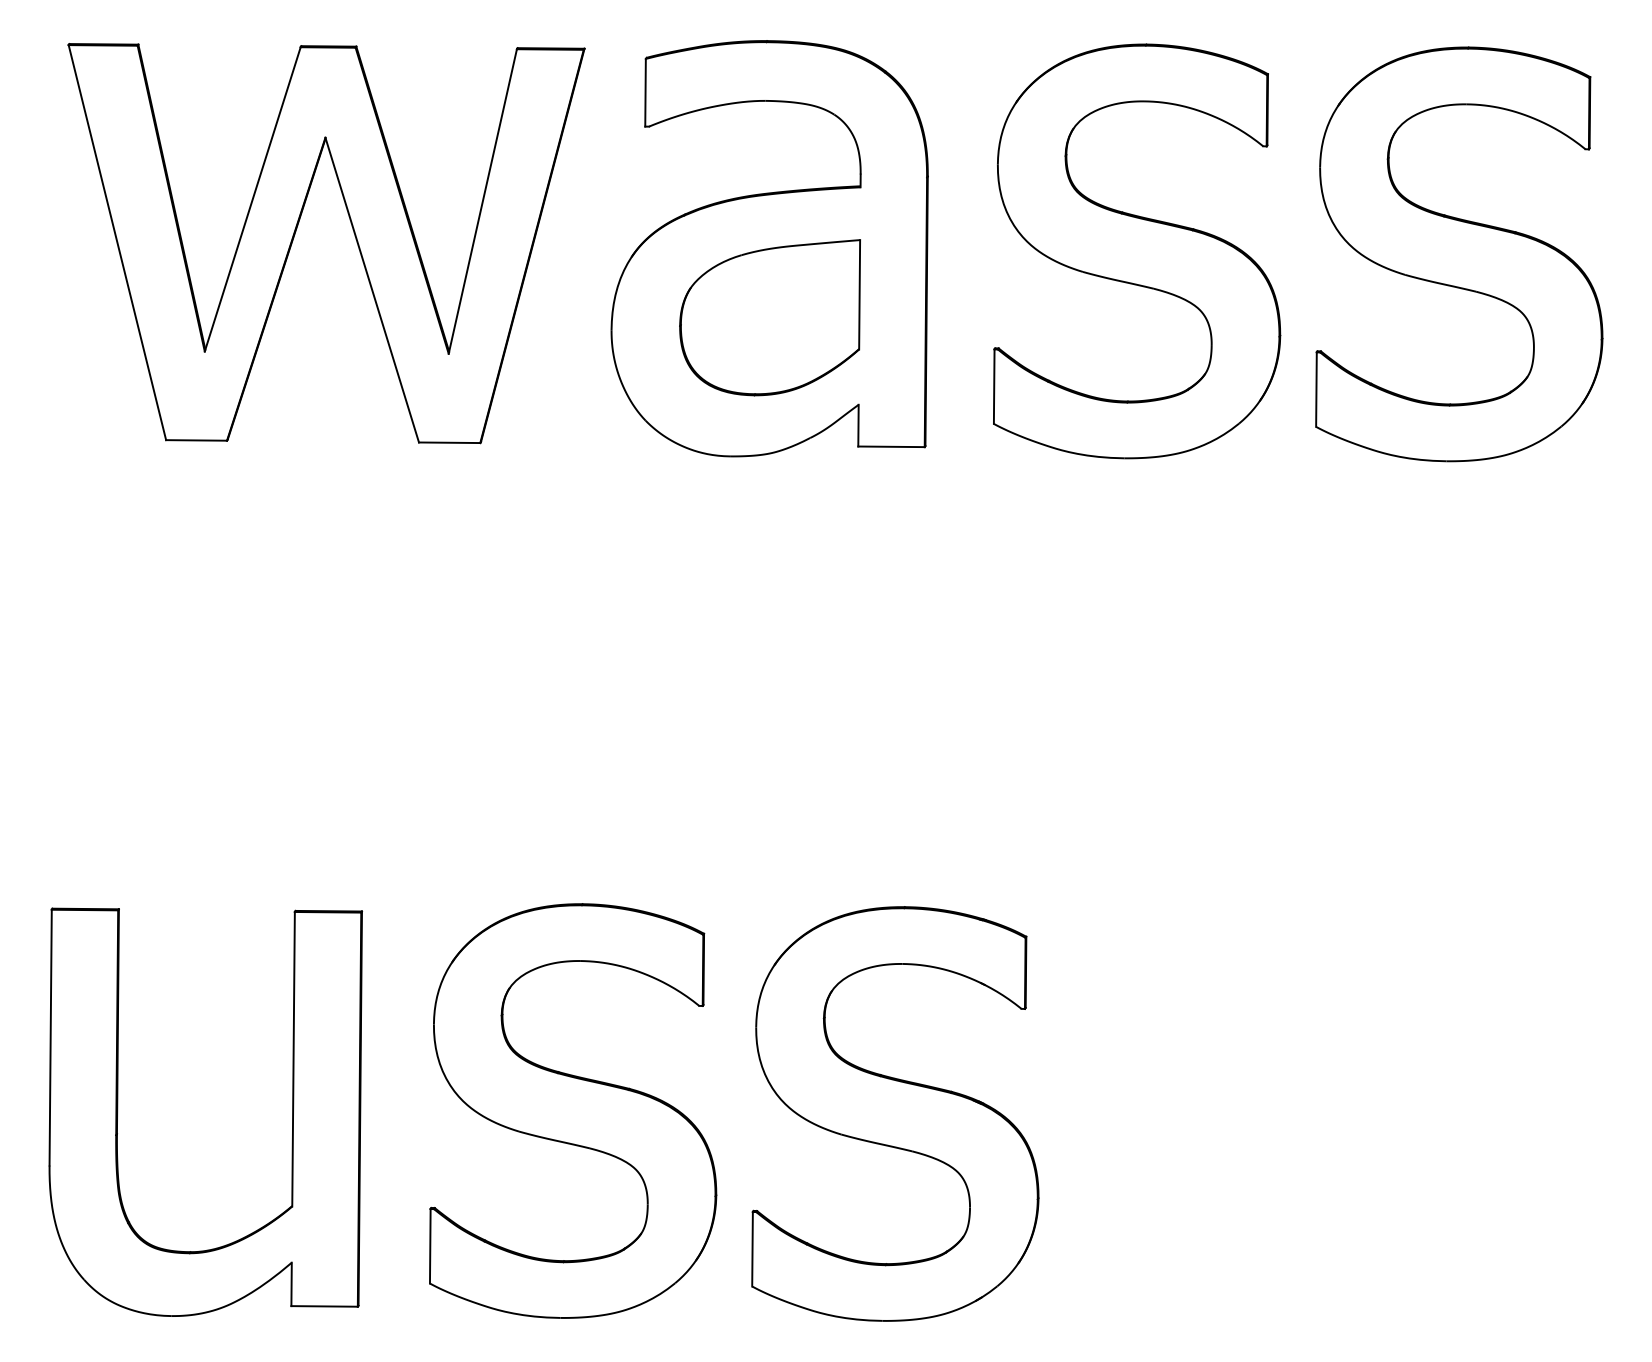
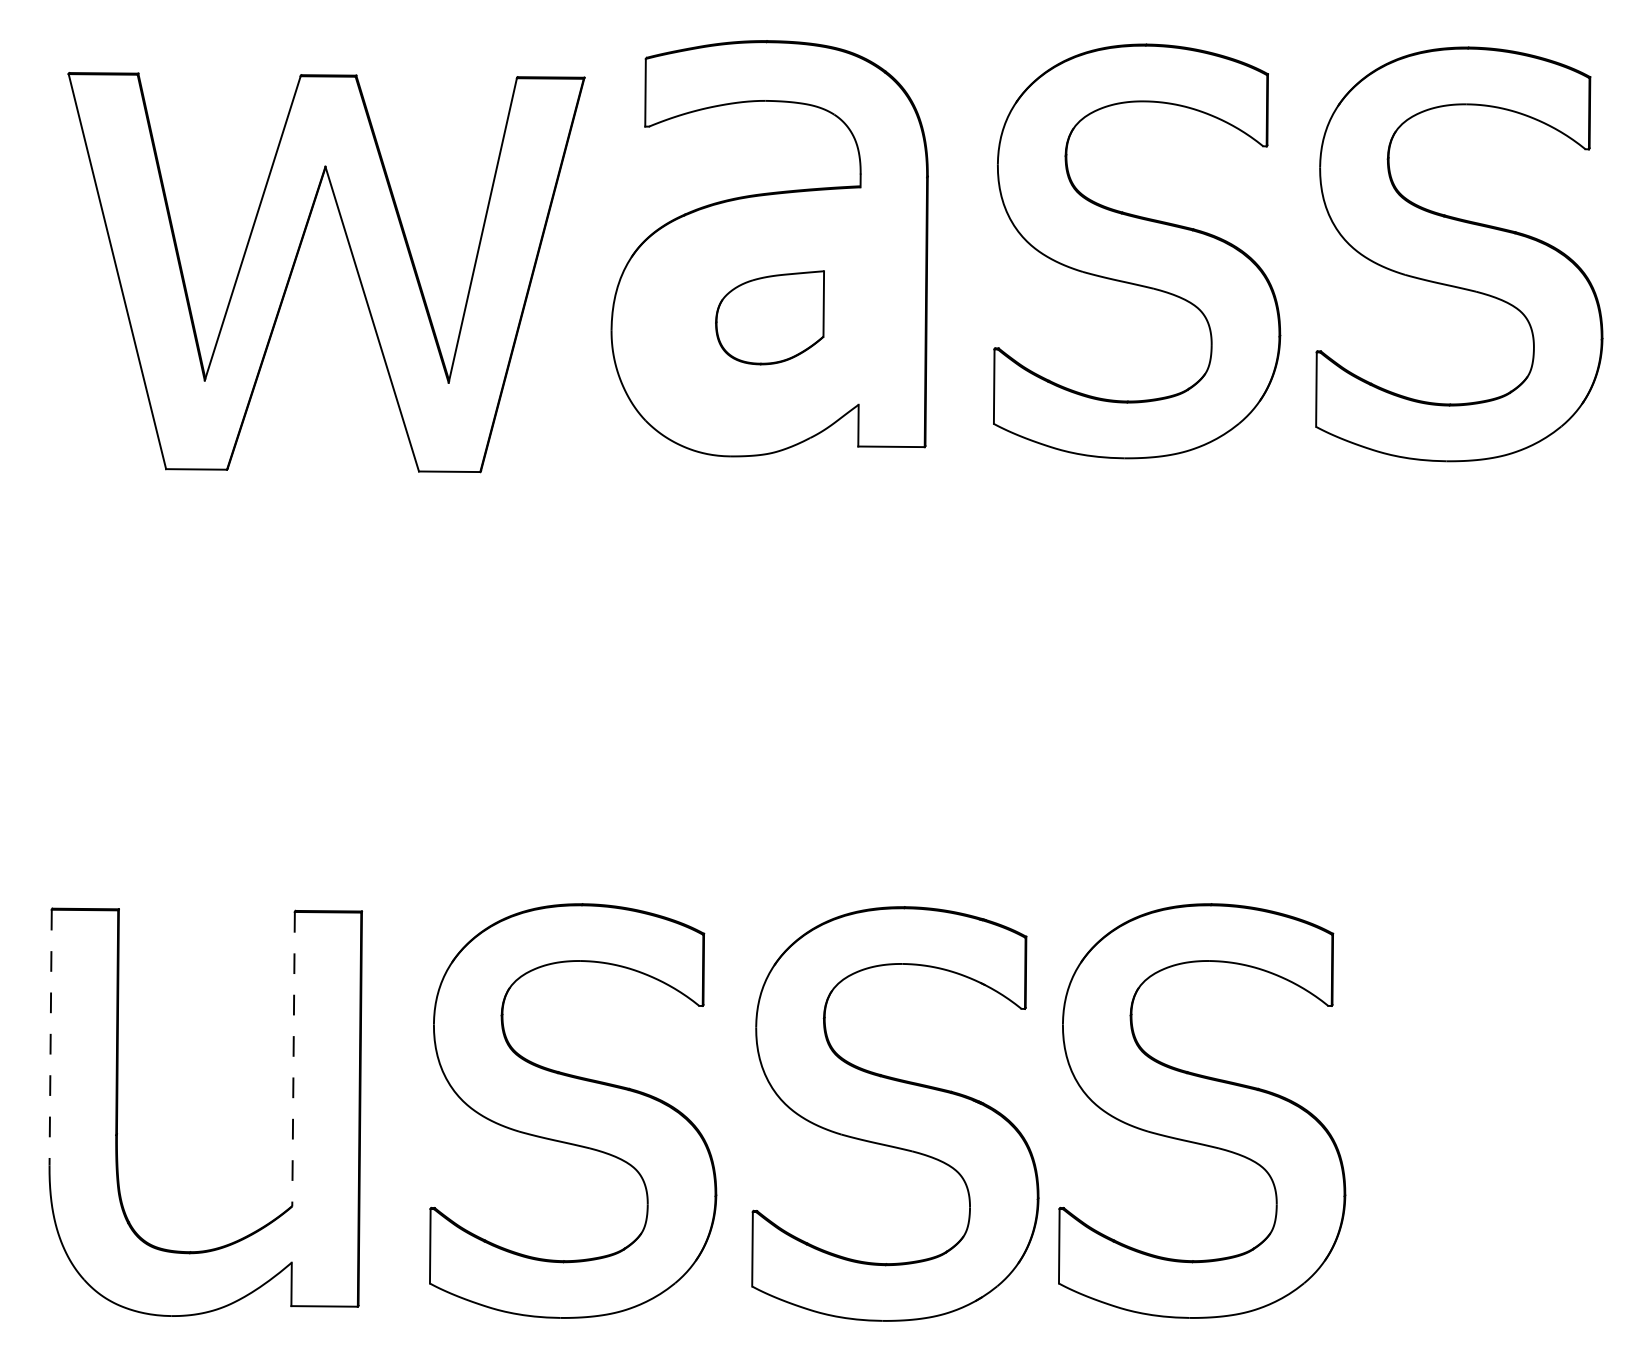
part position: (353, 233) -> (353, 262) (353, 262)
part size: 182x158 px -> 110x96 px (769, 317)
line: solid -> dashed (50, 1037)
line: solid -> dashed (293, 1059)
part: none -> present (1202, 1110)
